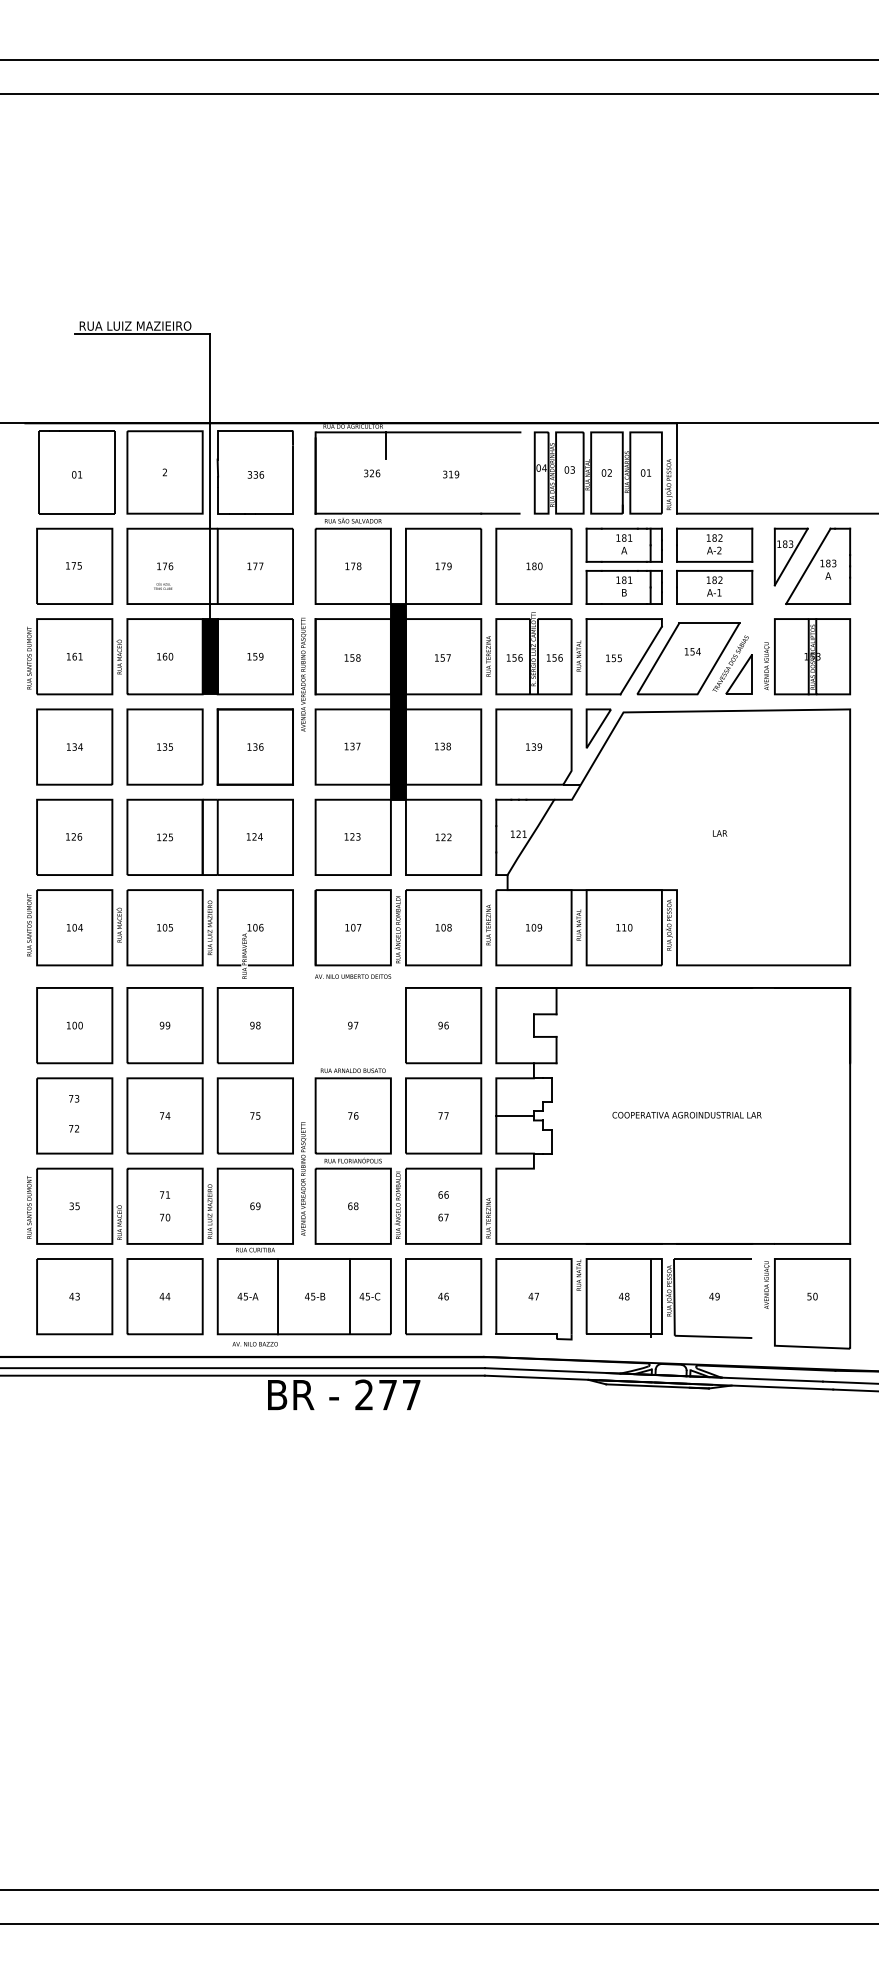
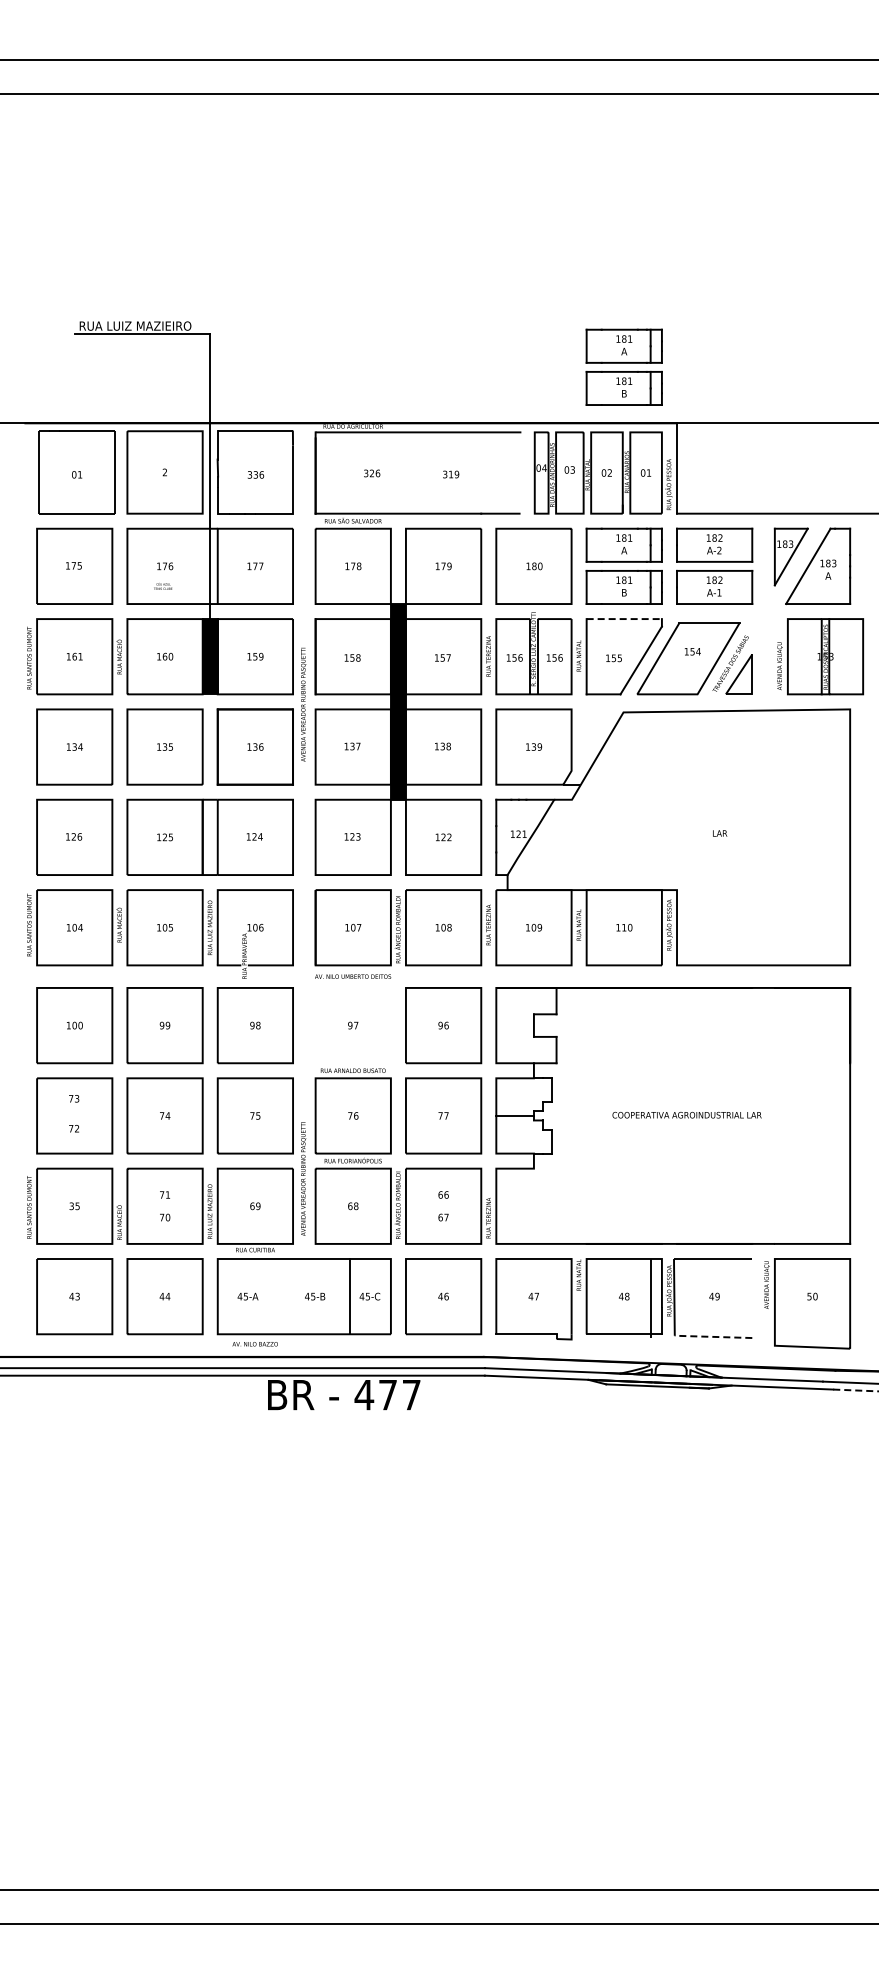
part: none -> present (623, 366)
line: present -> none (385, 445)
line: solid -> dashed (624, 619)
part position: (807, 656) -> (820, 656) (820, 656)
text position: (303, 674) -> (303, 704) (303, 704)
part: present -> none (598, 728)
line: present -> none (278, 1296)
line: solid -> dashed (713, 1336)
line: solid -> dashed (856, 1390)
text: 277 -> 477 (364, 1394)
